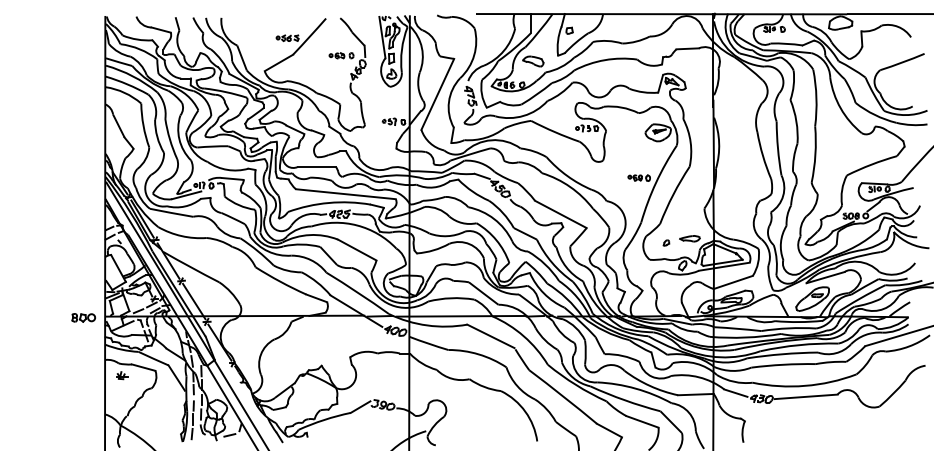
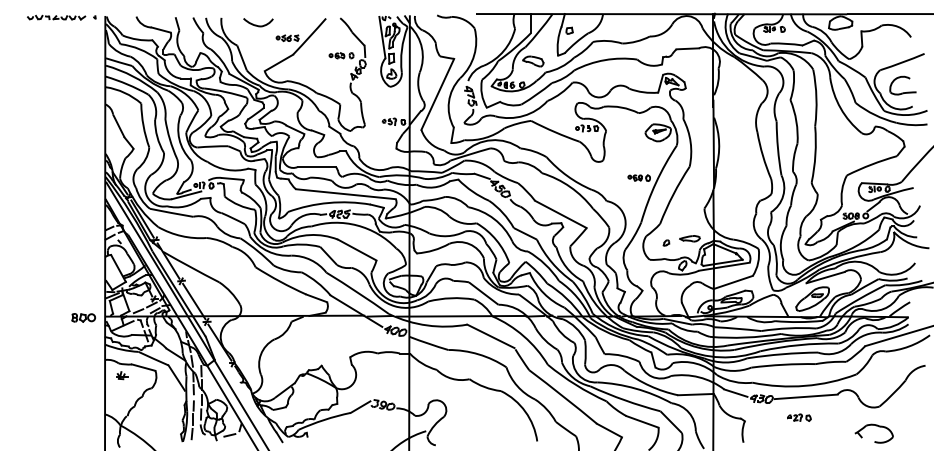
part: none -> present (61, 17)
part: none -> present (258, 22)
part: none -> present (902, 92)
part: none -> present (799, 417)
part: none -> present (876, 426)
